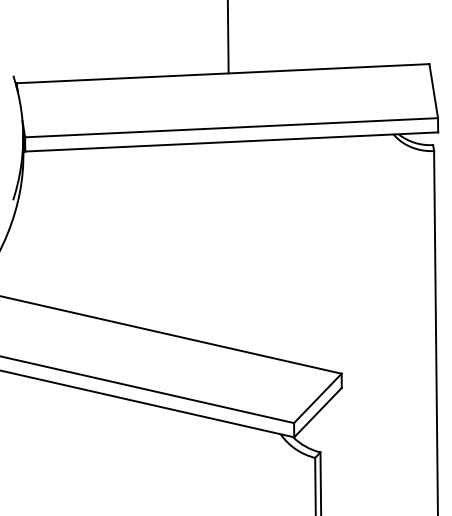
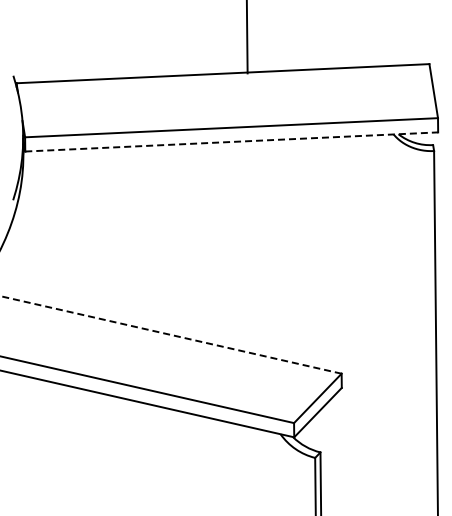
line position: (227, 37) -> (246, 37) (246, 37)
line: solid -> dashed (231, 141)
line: solid -> dashed (170, 334)
